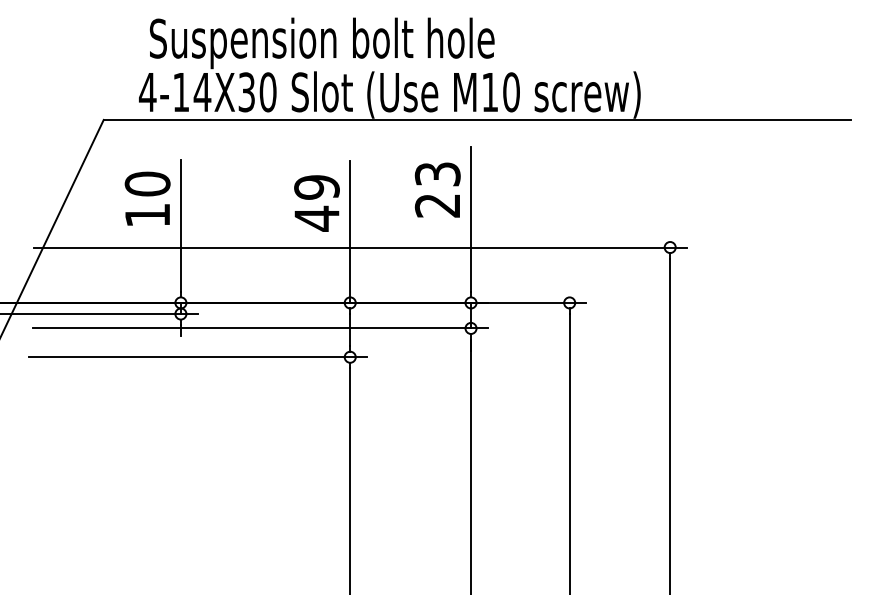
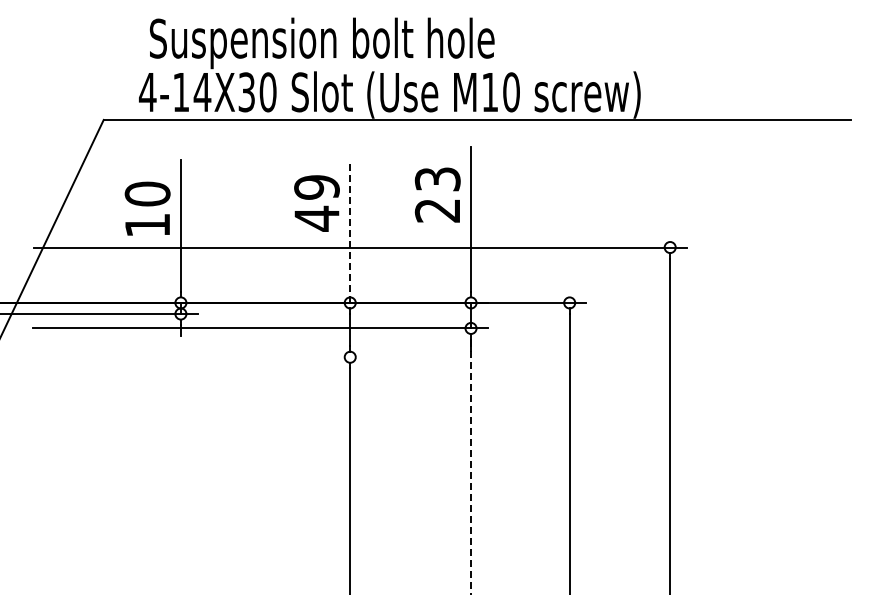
text position: (437, 189) -> (437, 194) (437, 194)
text position: (147, 198) -> (147, 208) (147, 208)
line: solid -> dashed (350, 231)
line: present -> none (197, 357)
line: solid -> dashed (471, 467)
